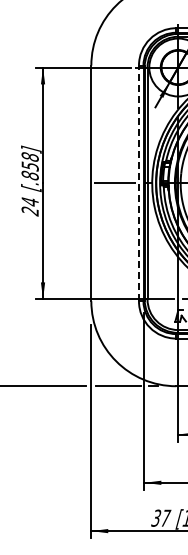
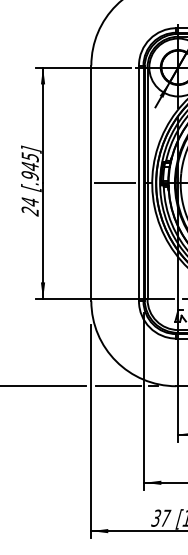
text: [.858] -> [.945] (29, 166)
line: dashed -> solid (138, 183)
